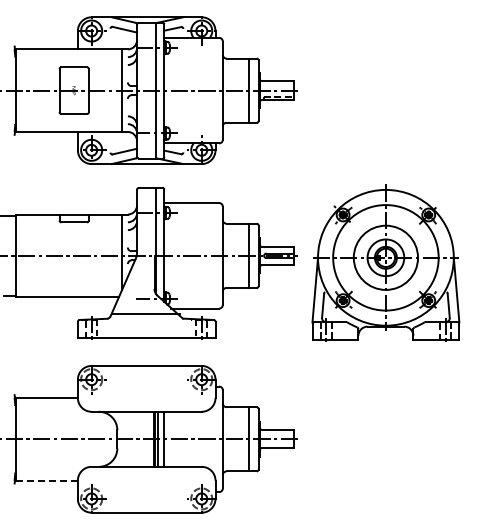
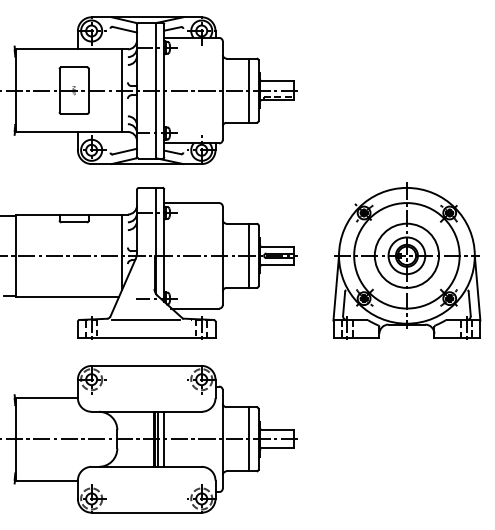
part position: (385, 262) -> (406, 260) (406, 260)
line position: (146, 314) -> (146, 320) (146, 320)
line: dashed -> solid (47, 480)
